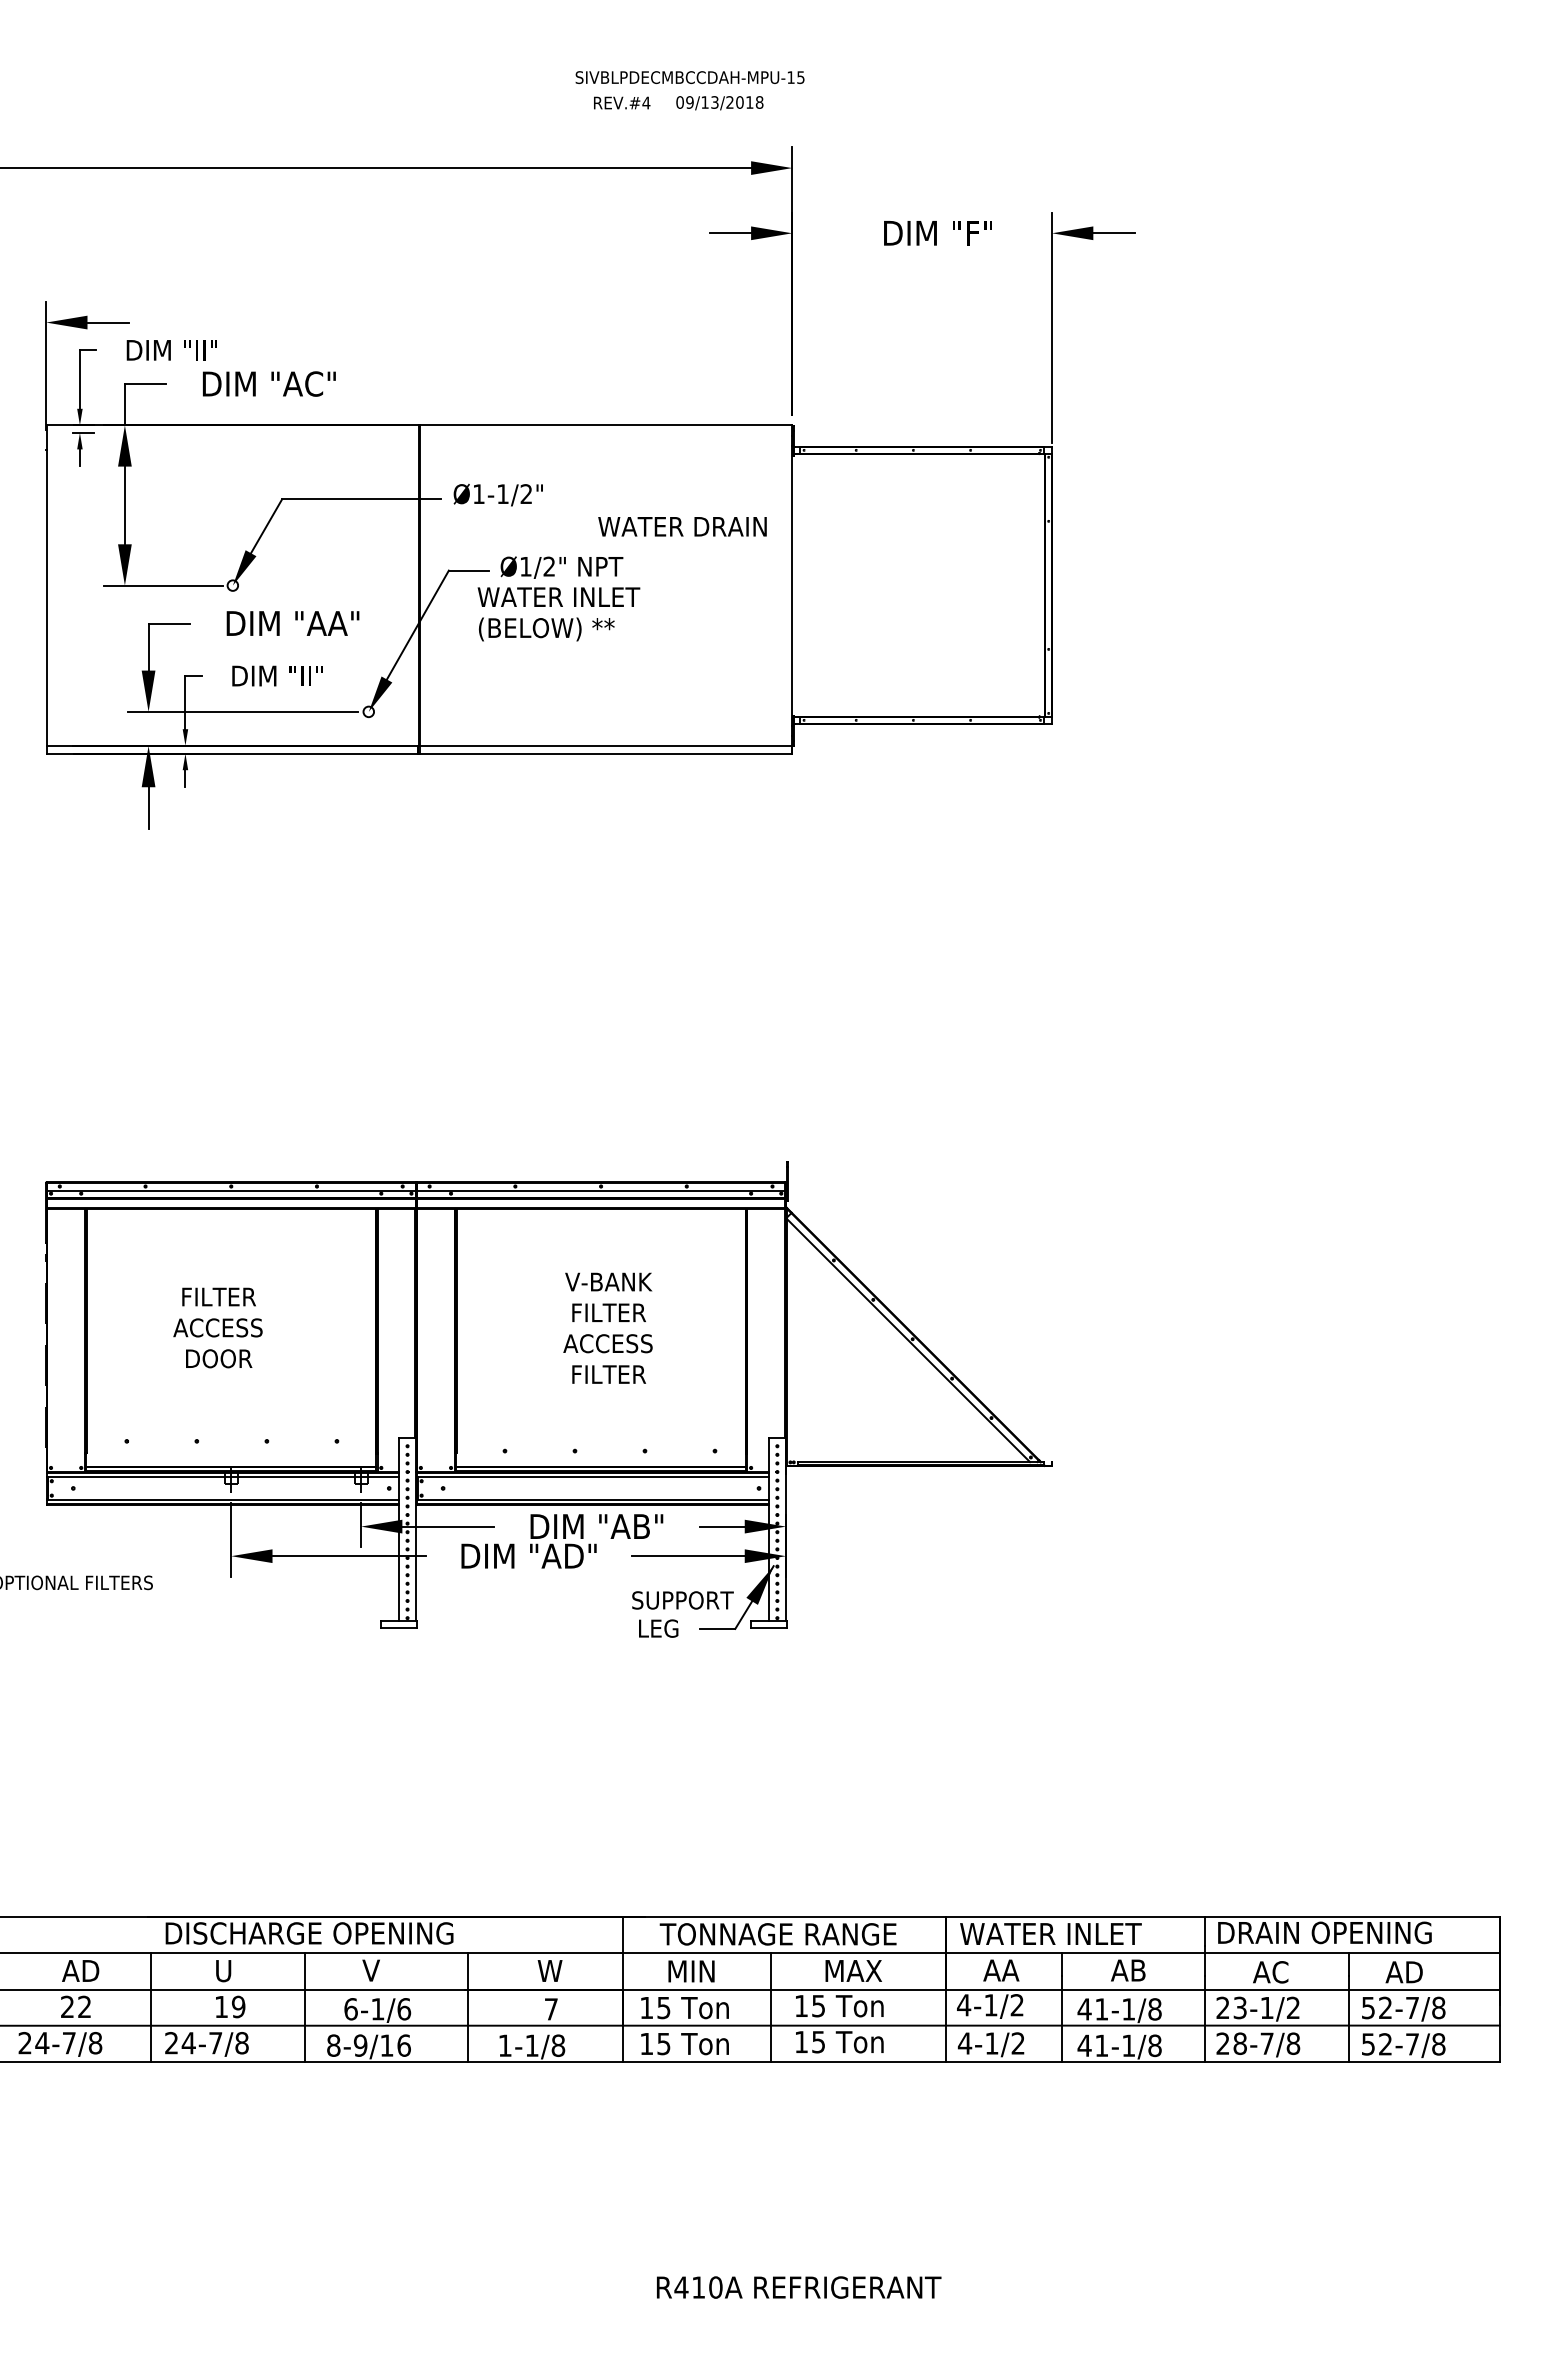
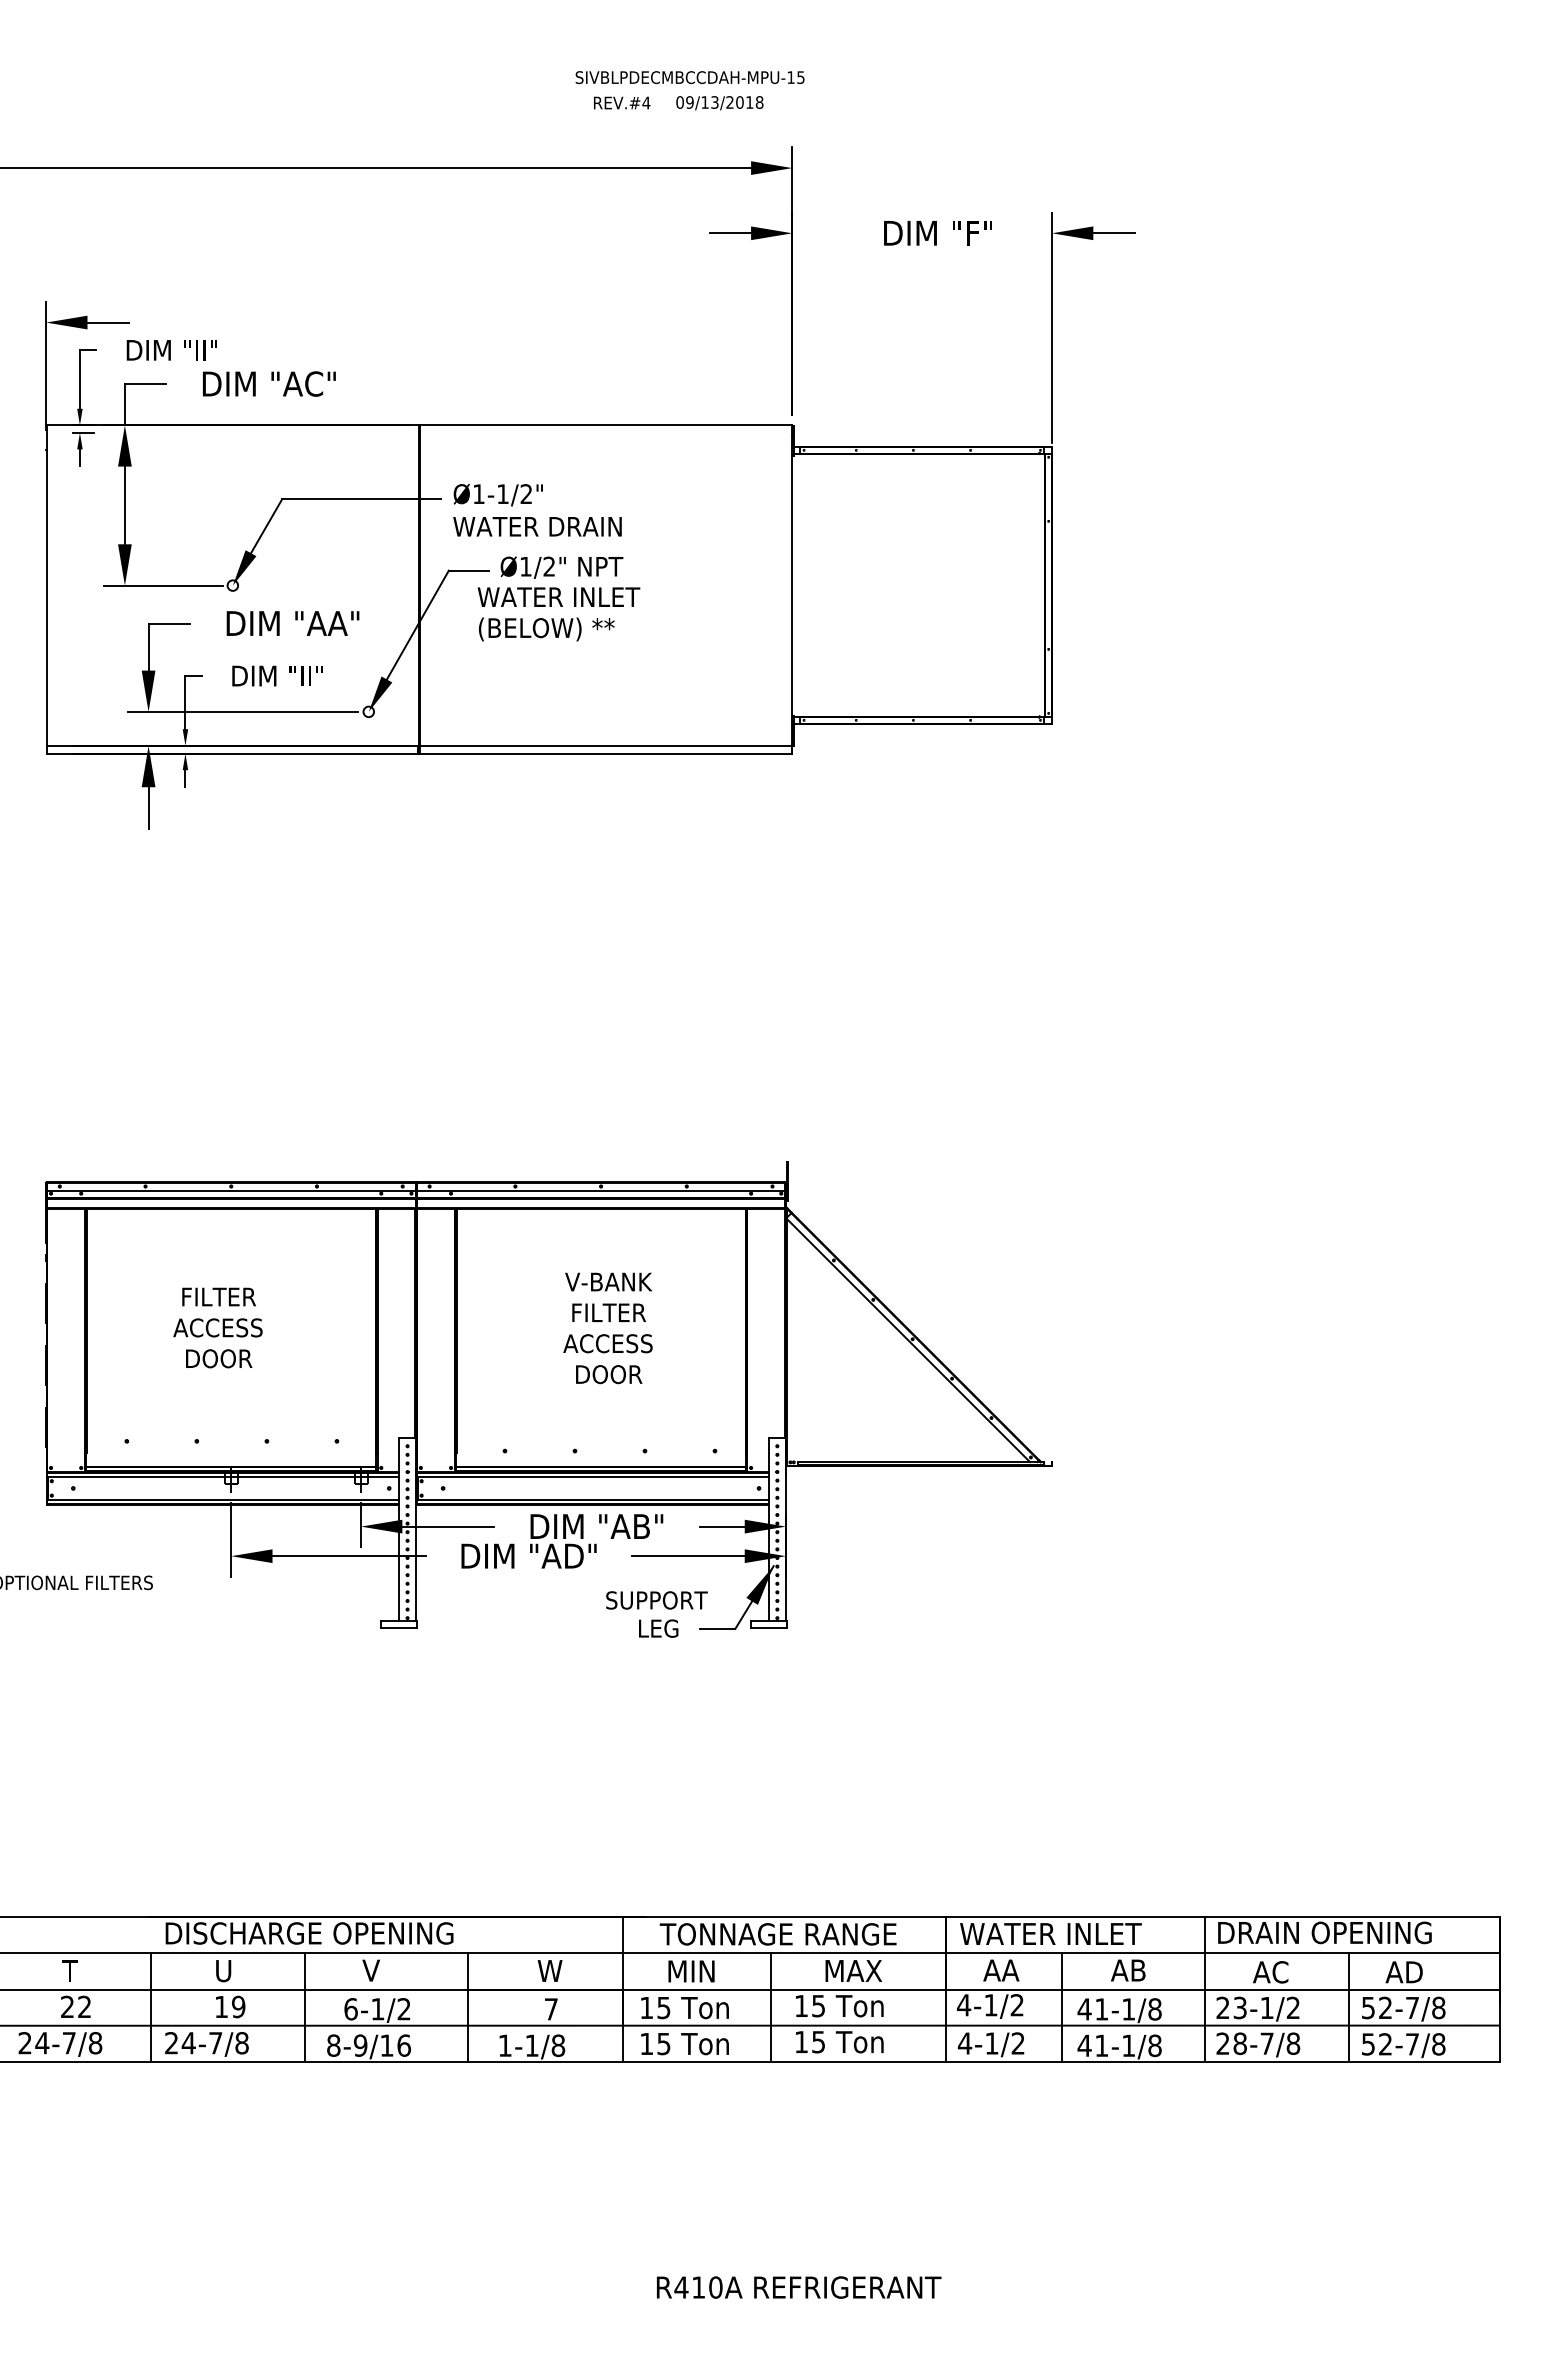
text position: (682, 526) -> (537, 526) (537, 526)
text: FILTER -> DOOR (609, 1374)
text position: (682, 1600) -> (656, 1600) (656, 1600)
text: AD -> T (80, 1970)
text: 6-1/6 -> 6-1/2 (404, 2009)
